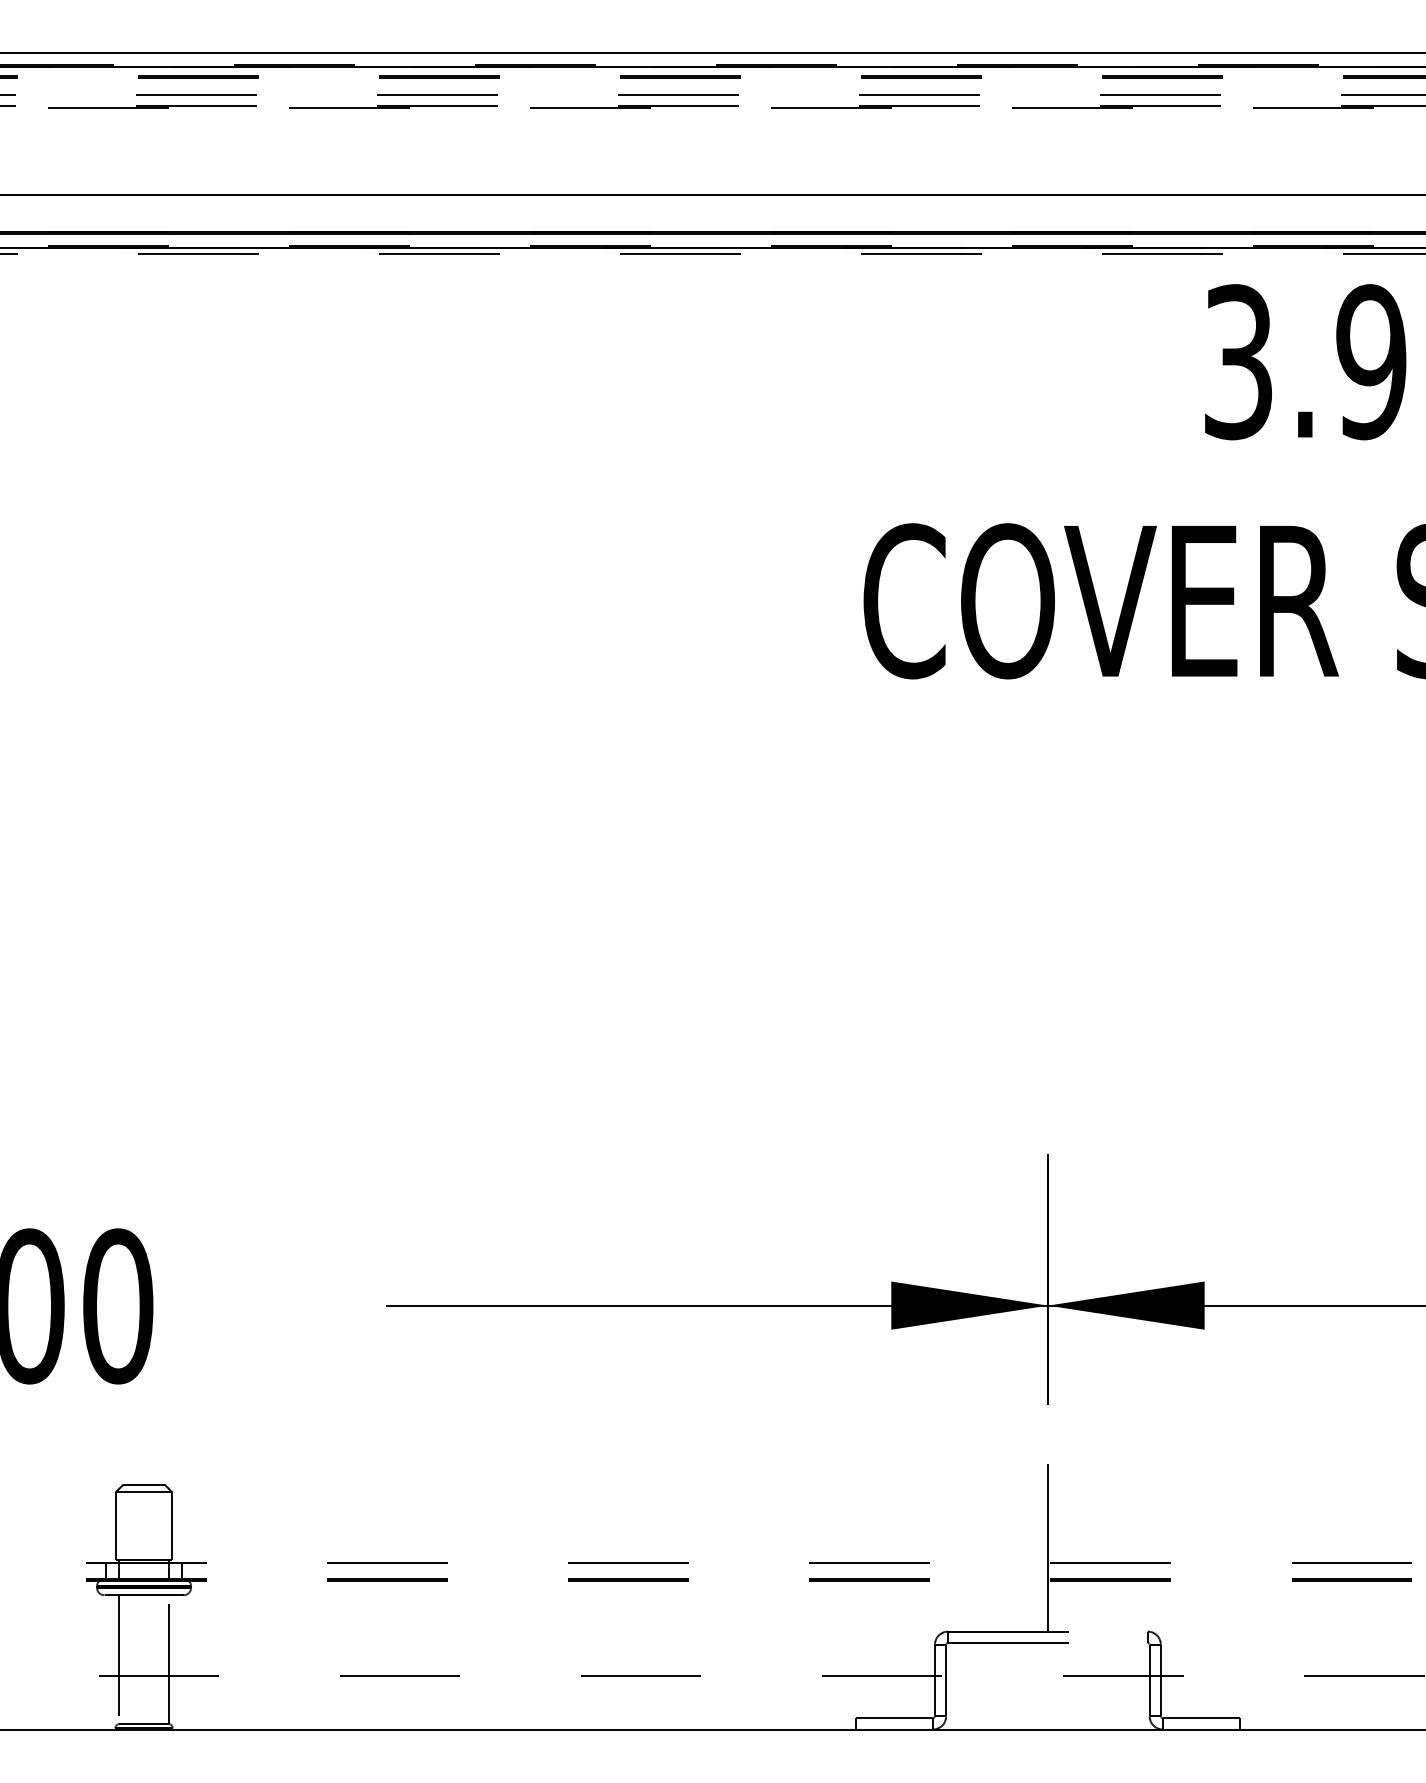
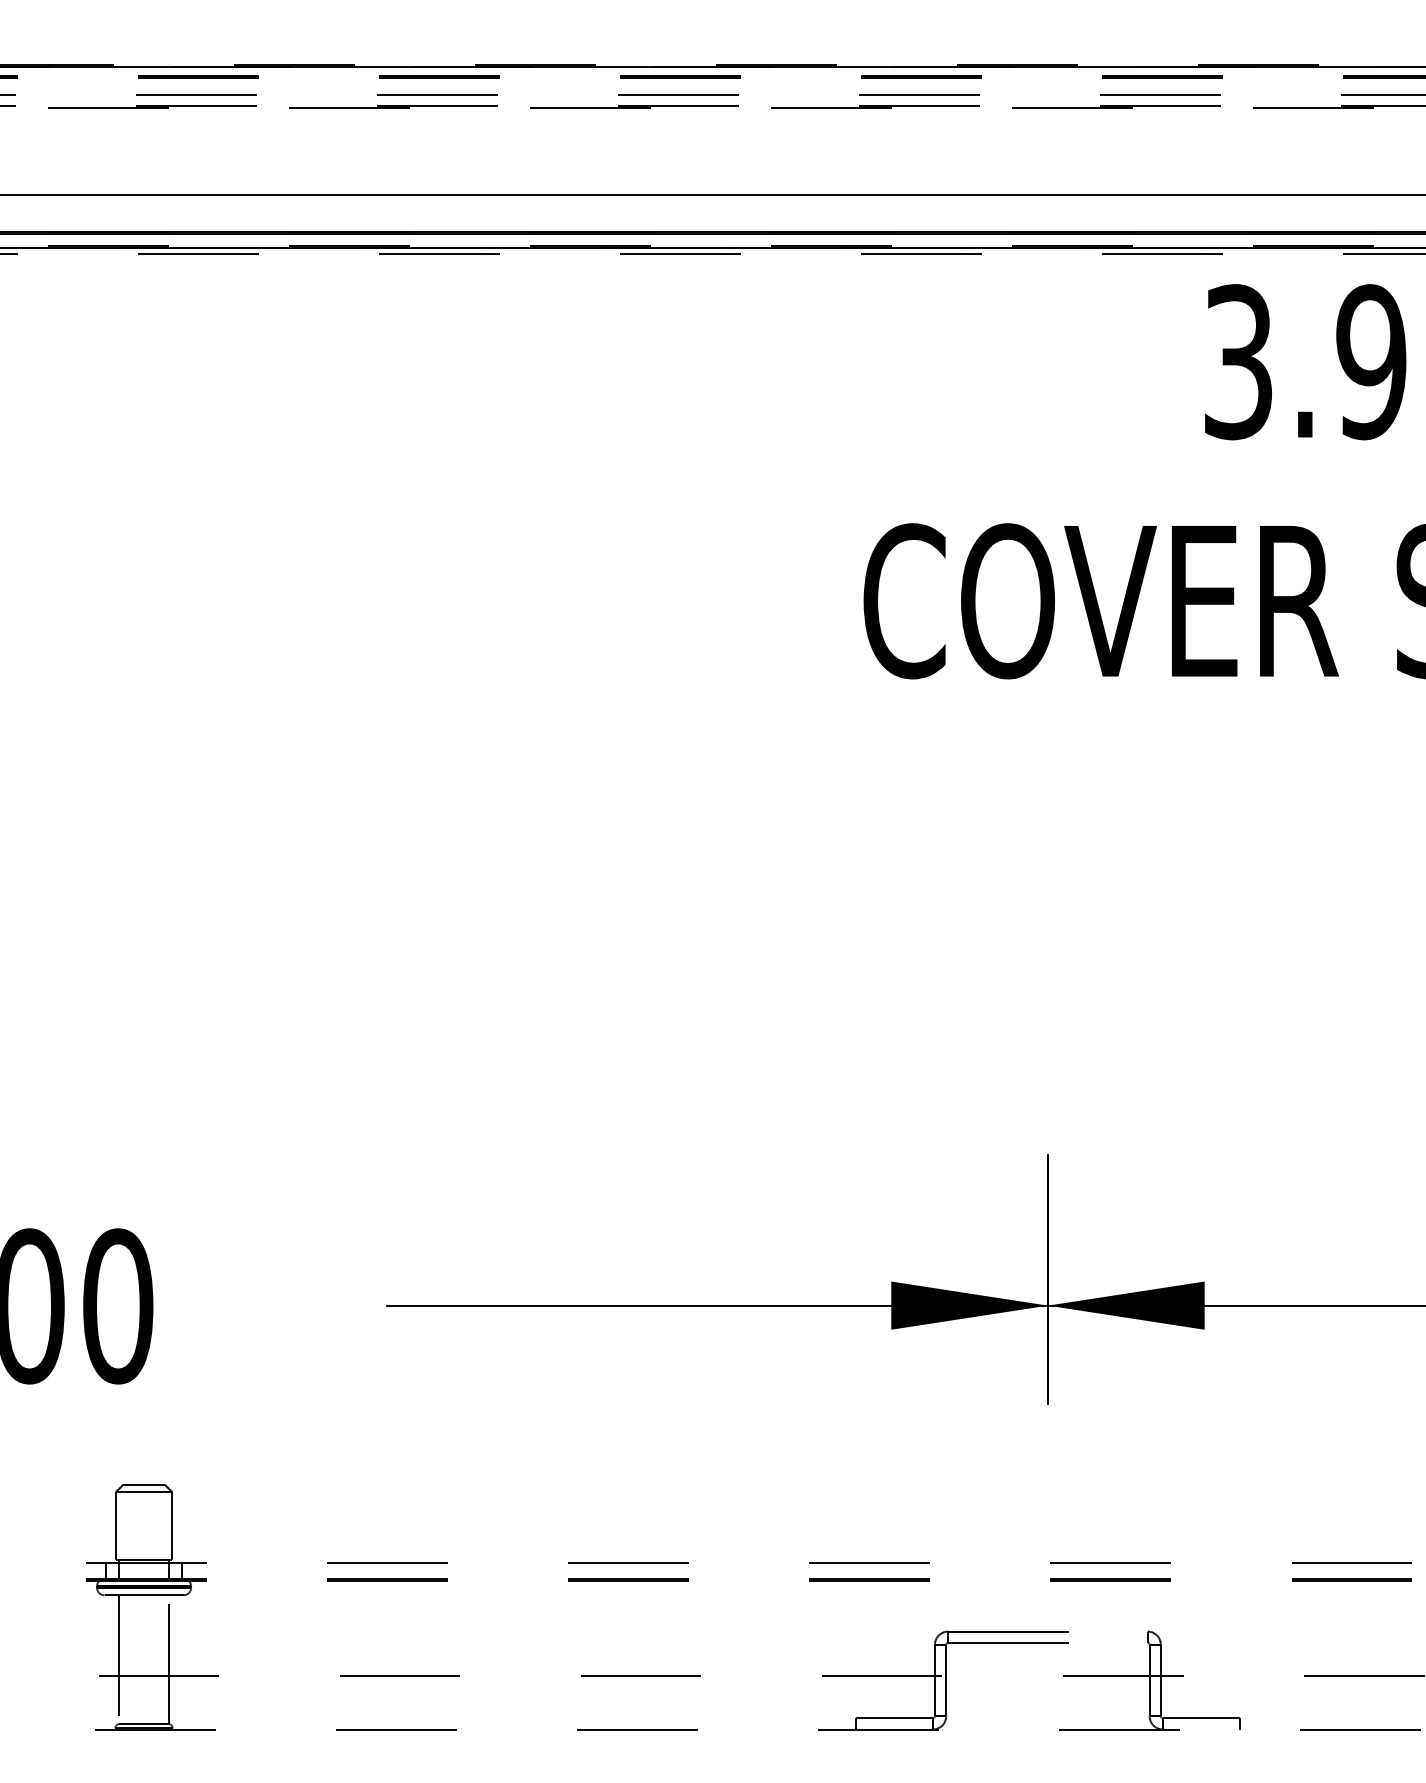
line: present -> none (712, 53)
line: present -> none (1047, 1547)
line: solid -> dashed (713, 1729)
